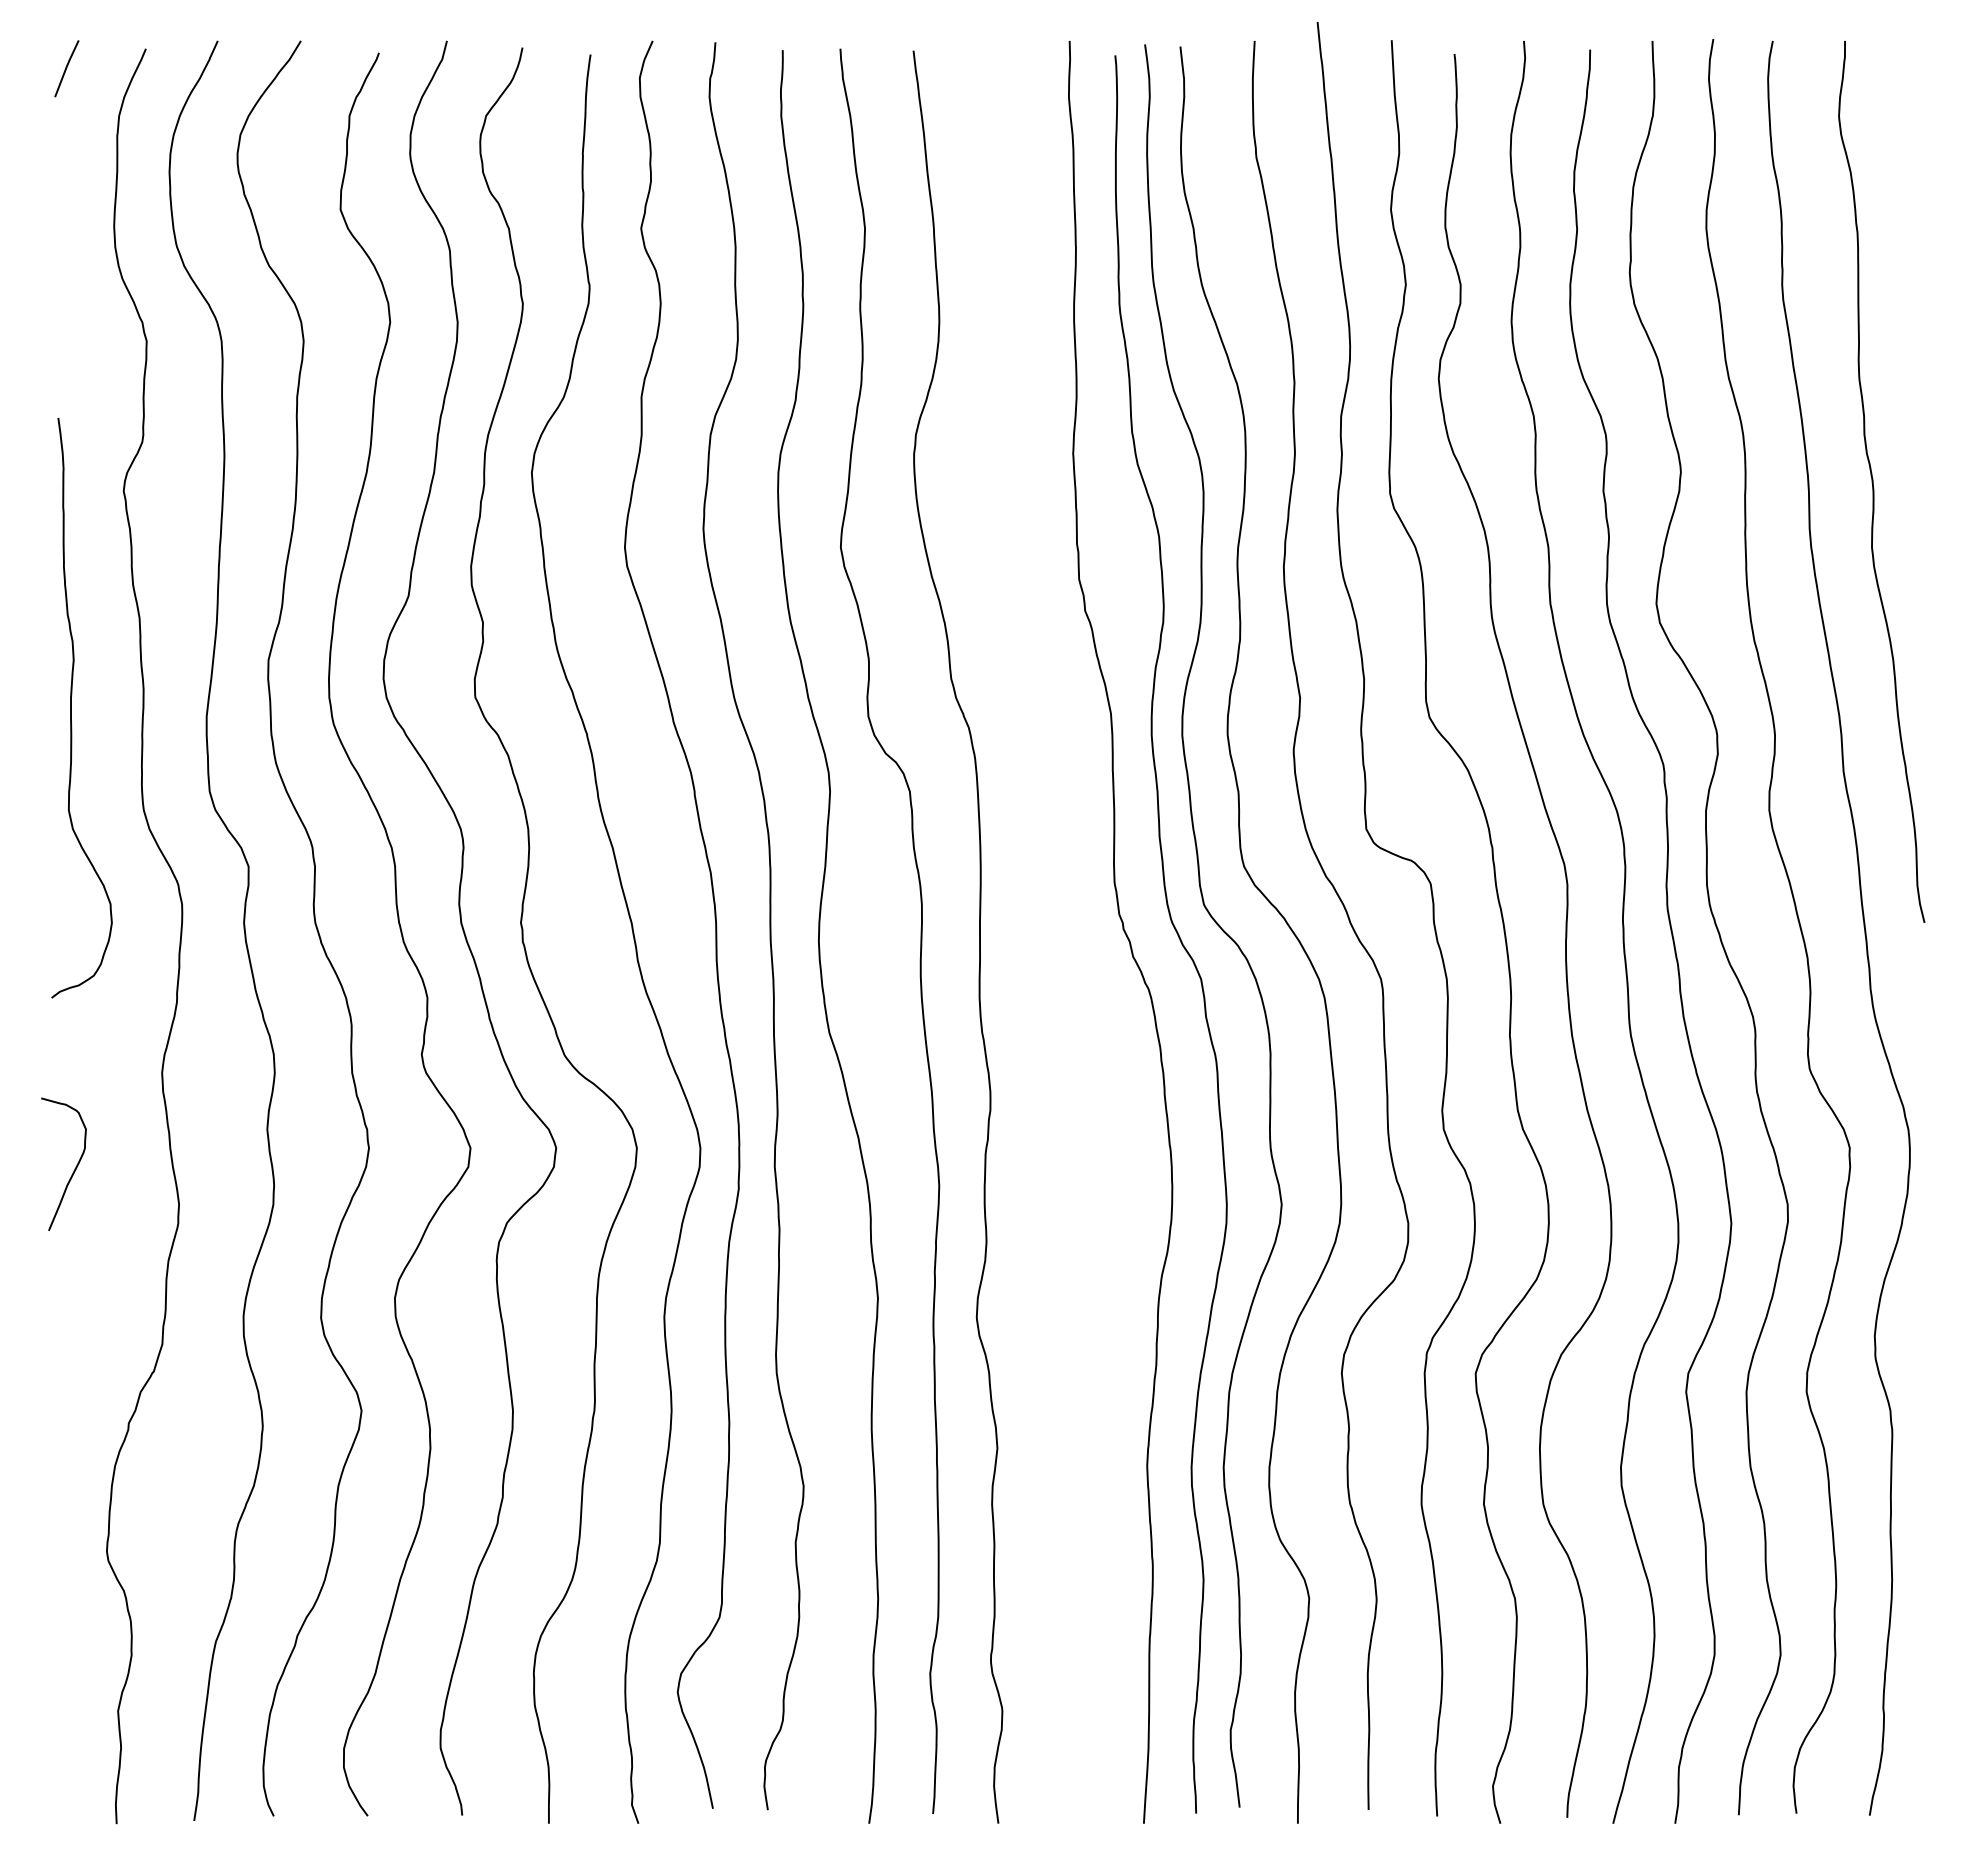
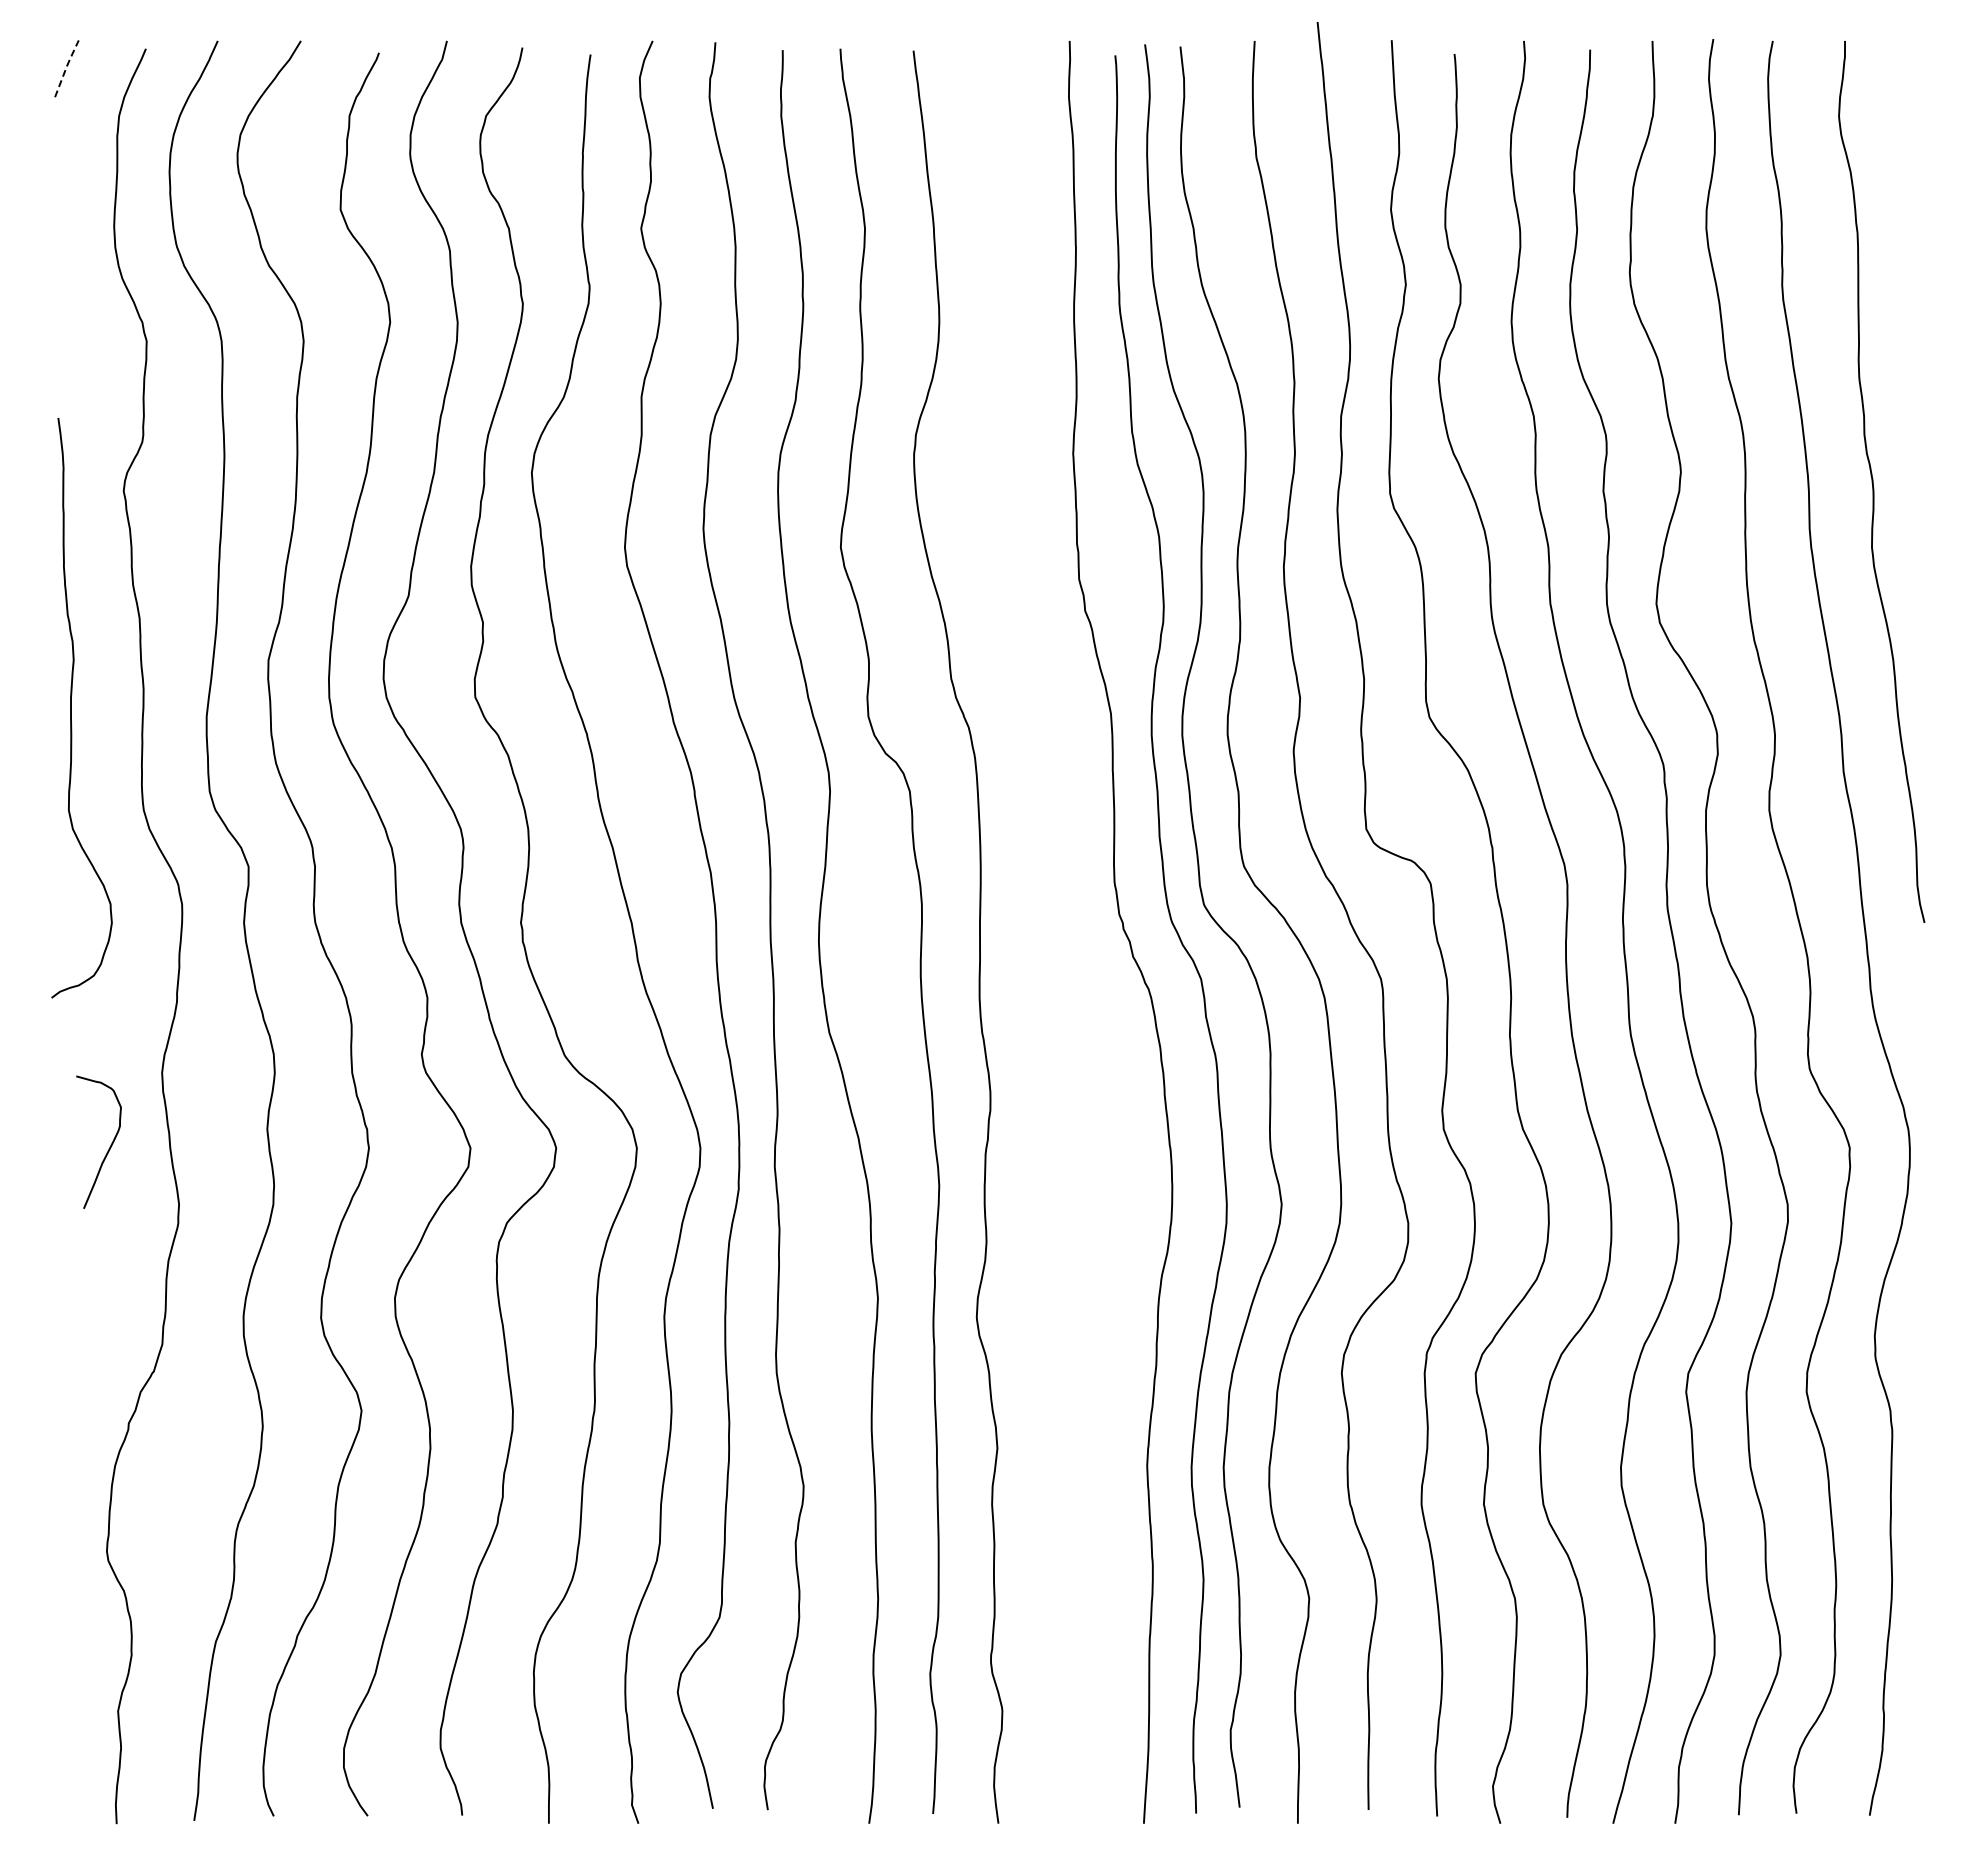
line: solid -> dashed (66, 66)
curve position: (74, 1168) -> (109, 1146) (109, 1146)
